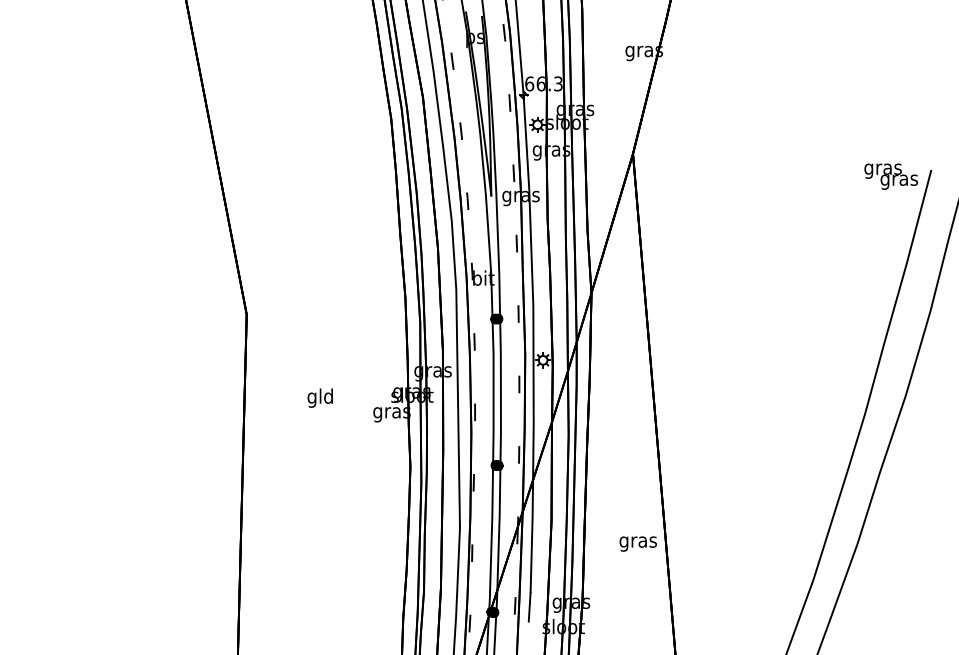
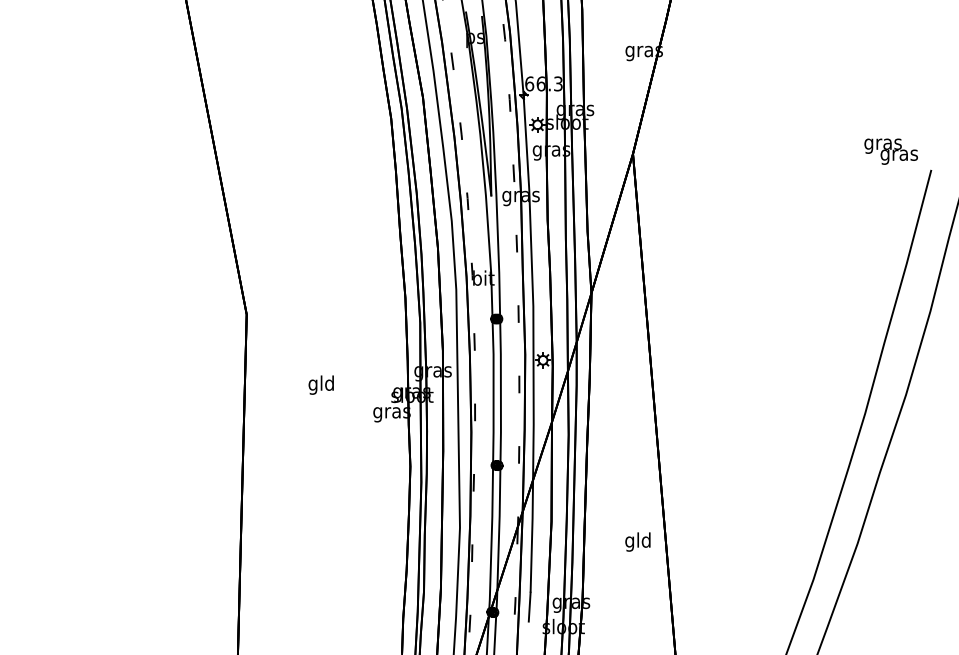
text position: (890, 176) -> (890, 151) (890, 151)
text position: (319, 397) -> (320, 384) (320, 384)
text: gras -> gld (637, 541)
